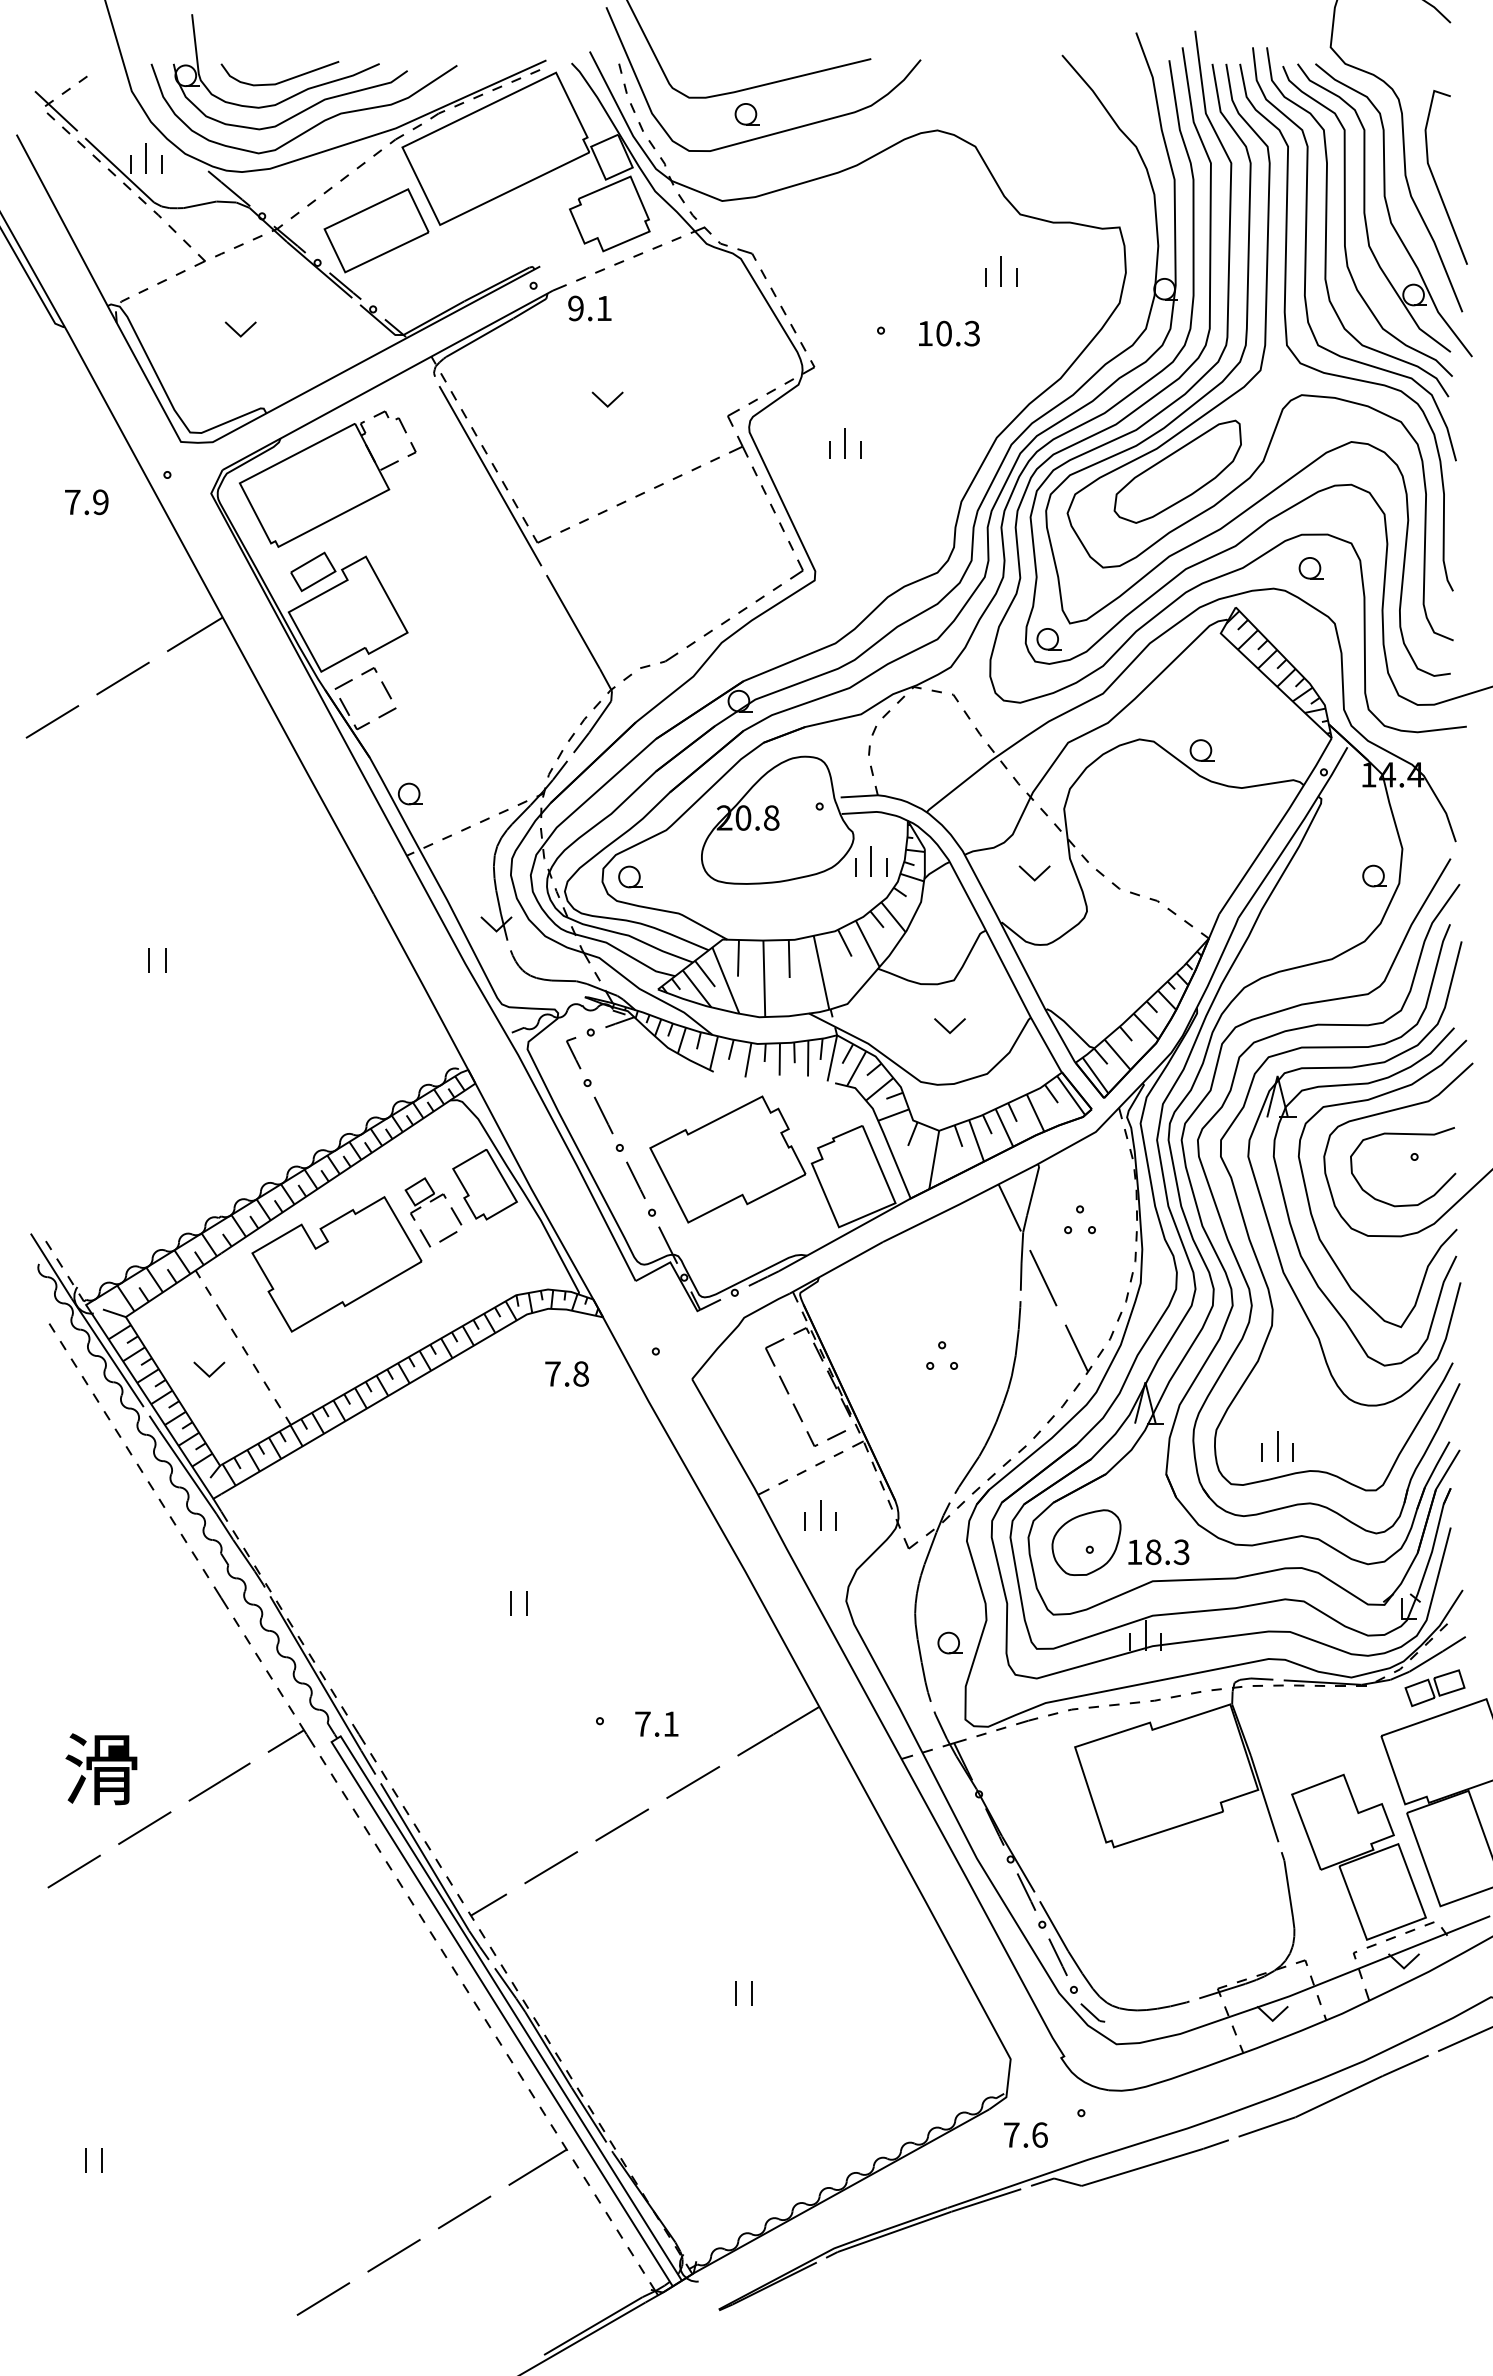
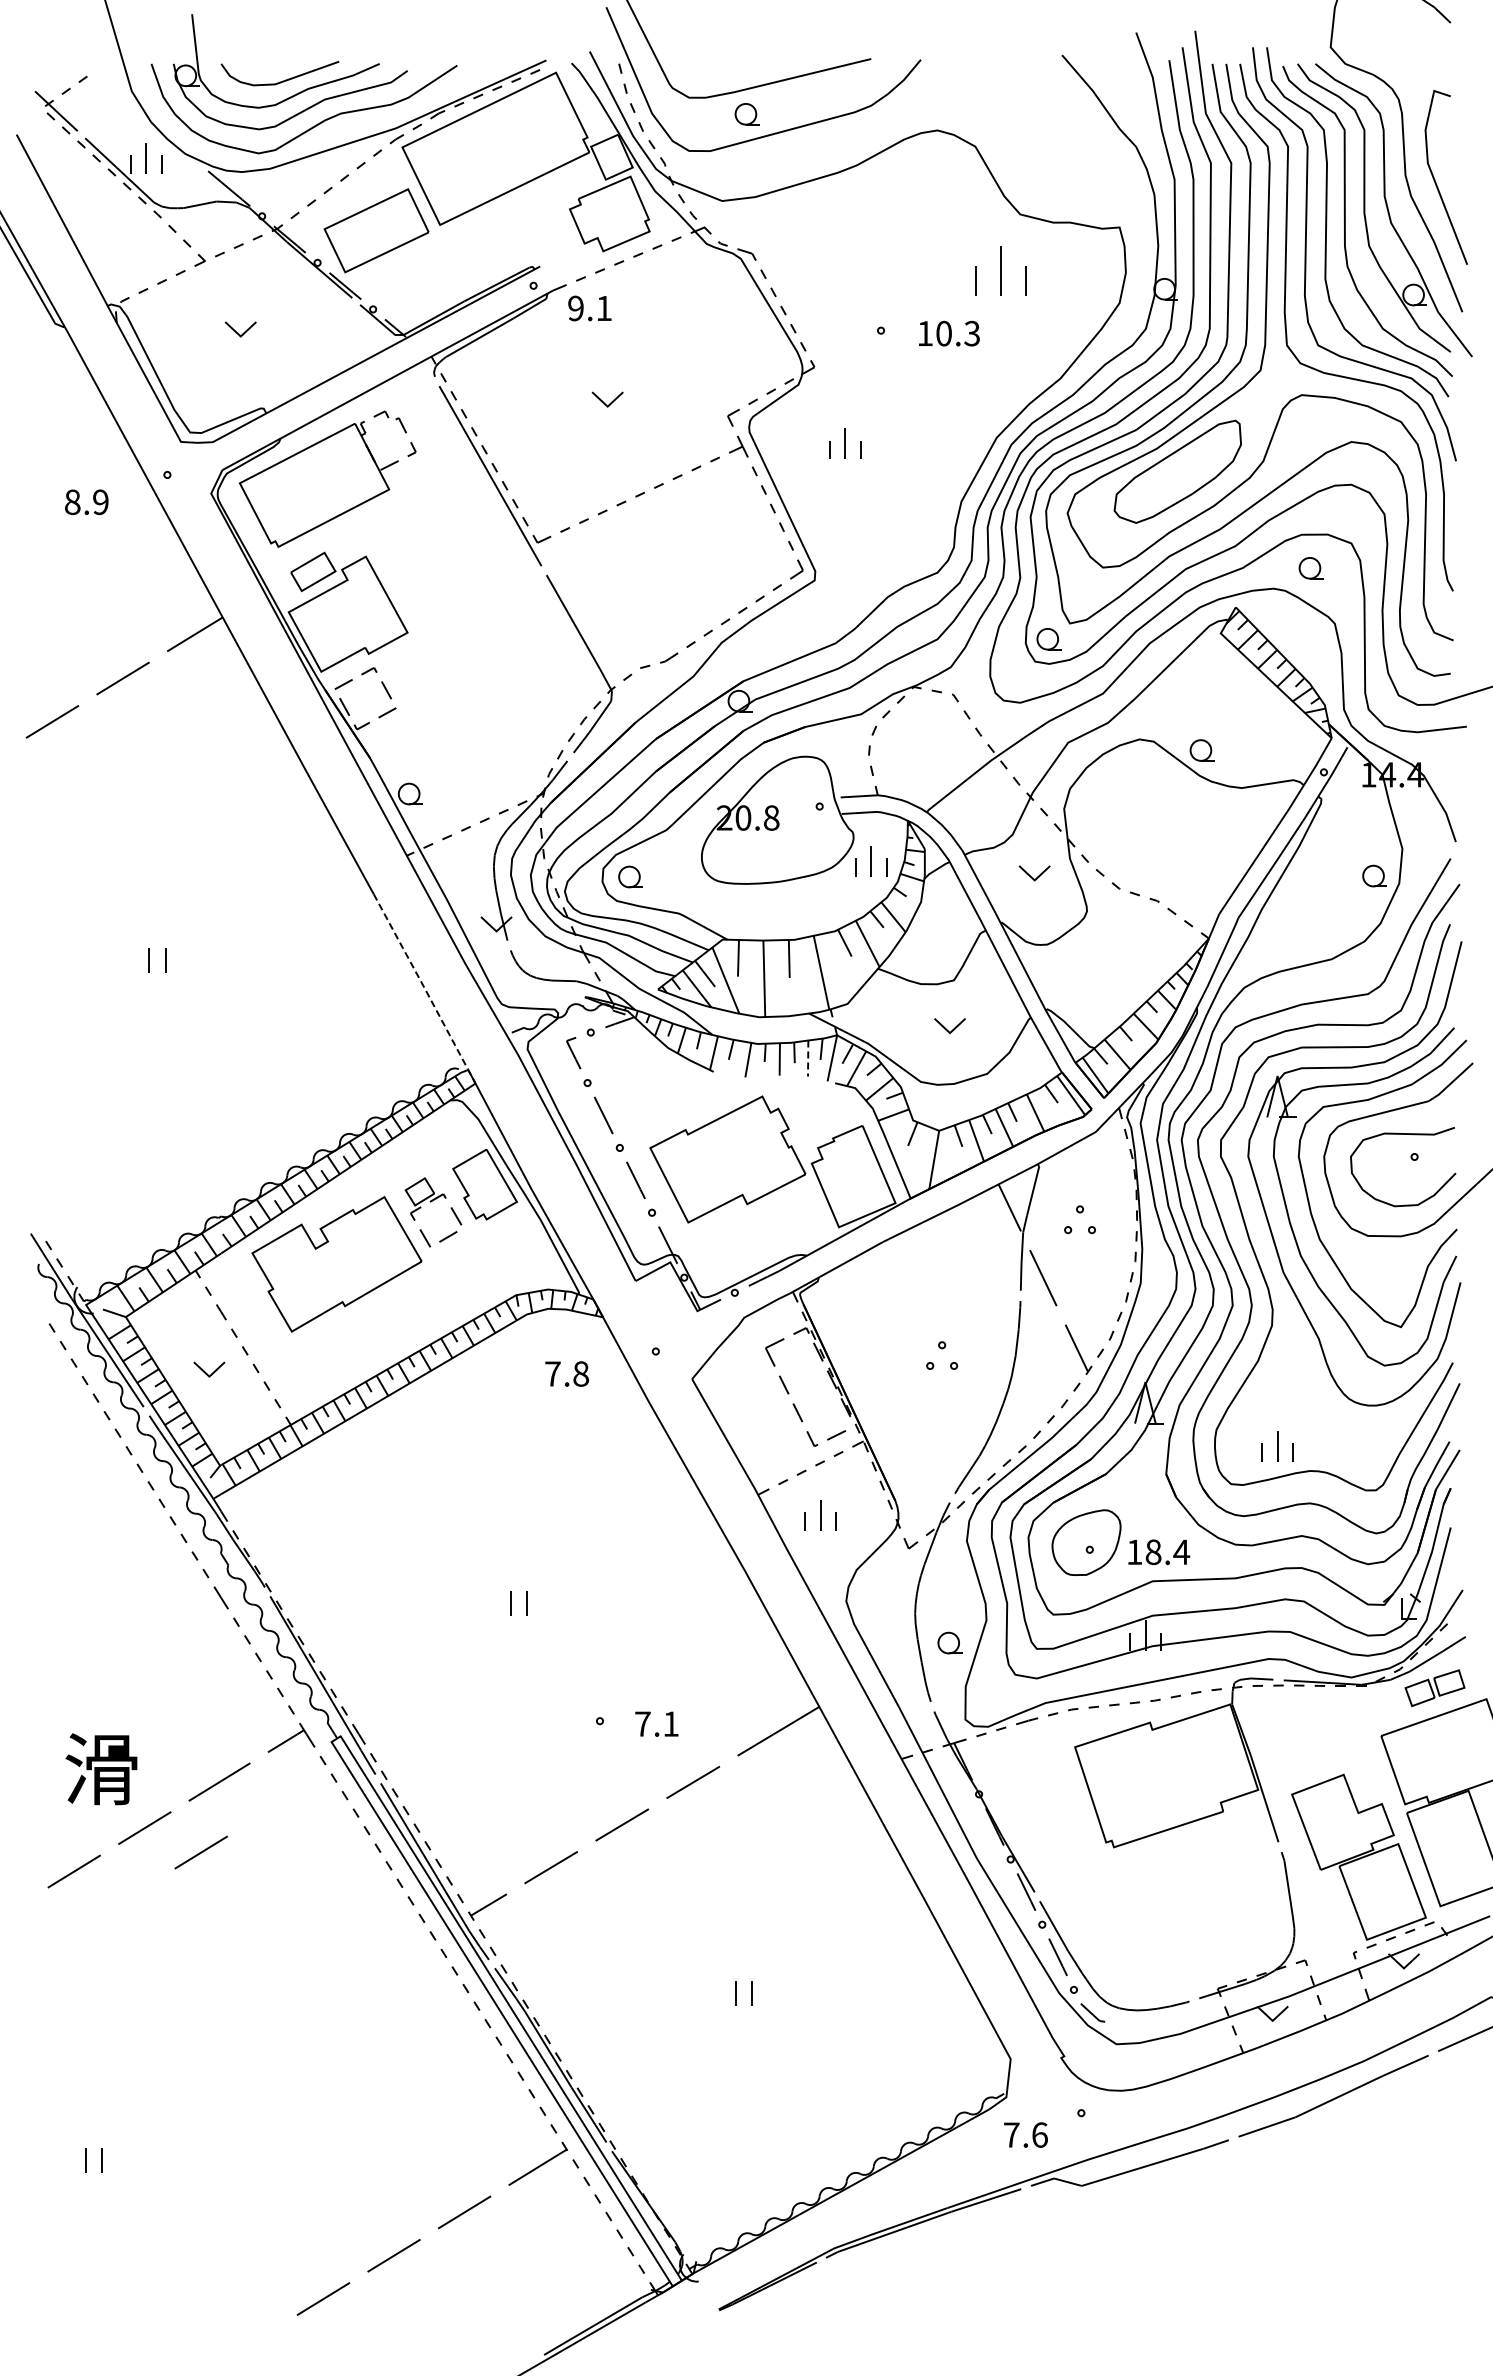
part size: 33x31 px -> 52x50 px (1000, 270)
text: 7.9 -> 8.9 (72, 502)
line: solid -> dashed (423, 985)
line: solid -> dashed (808, 1059)
text: 18.3 -> 18.4 (1181, 1552)
line: none -> present (200, 1852)
